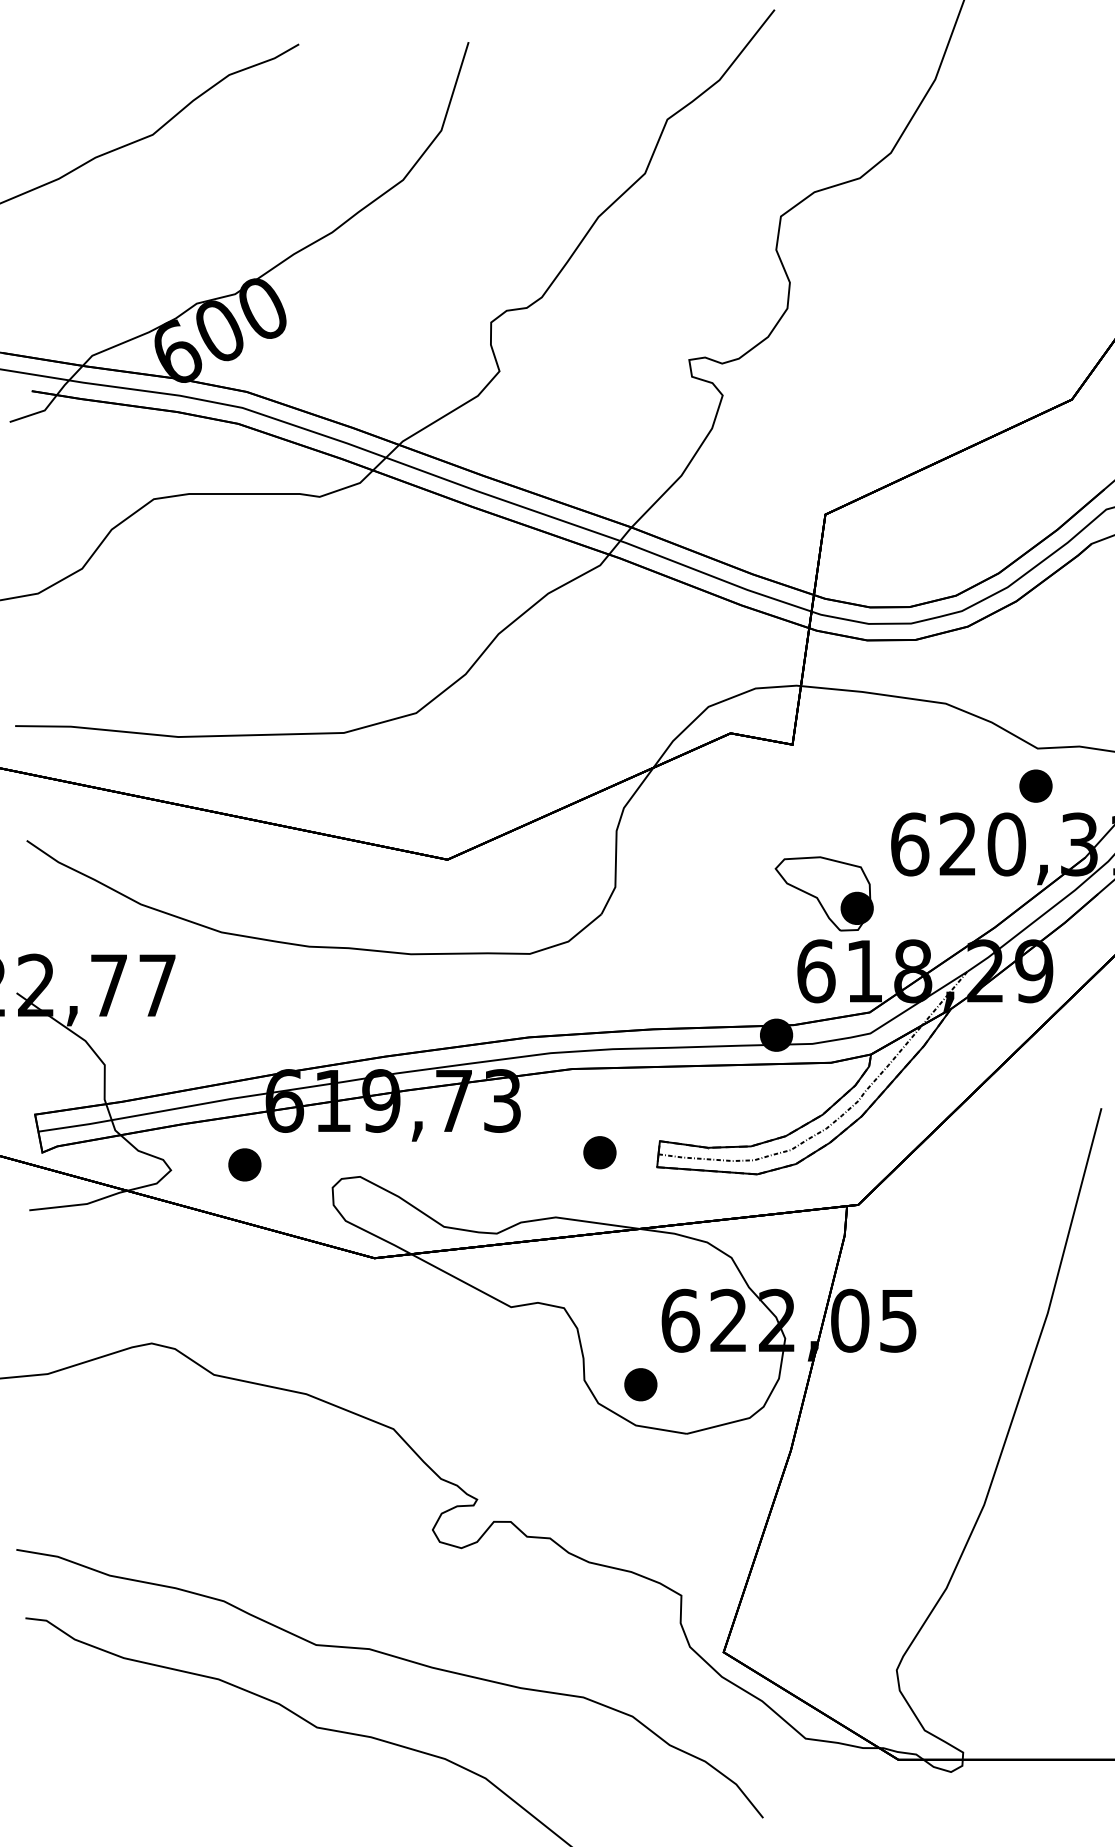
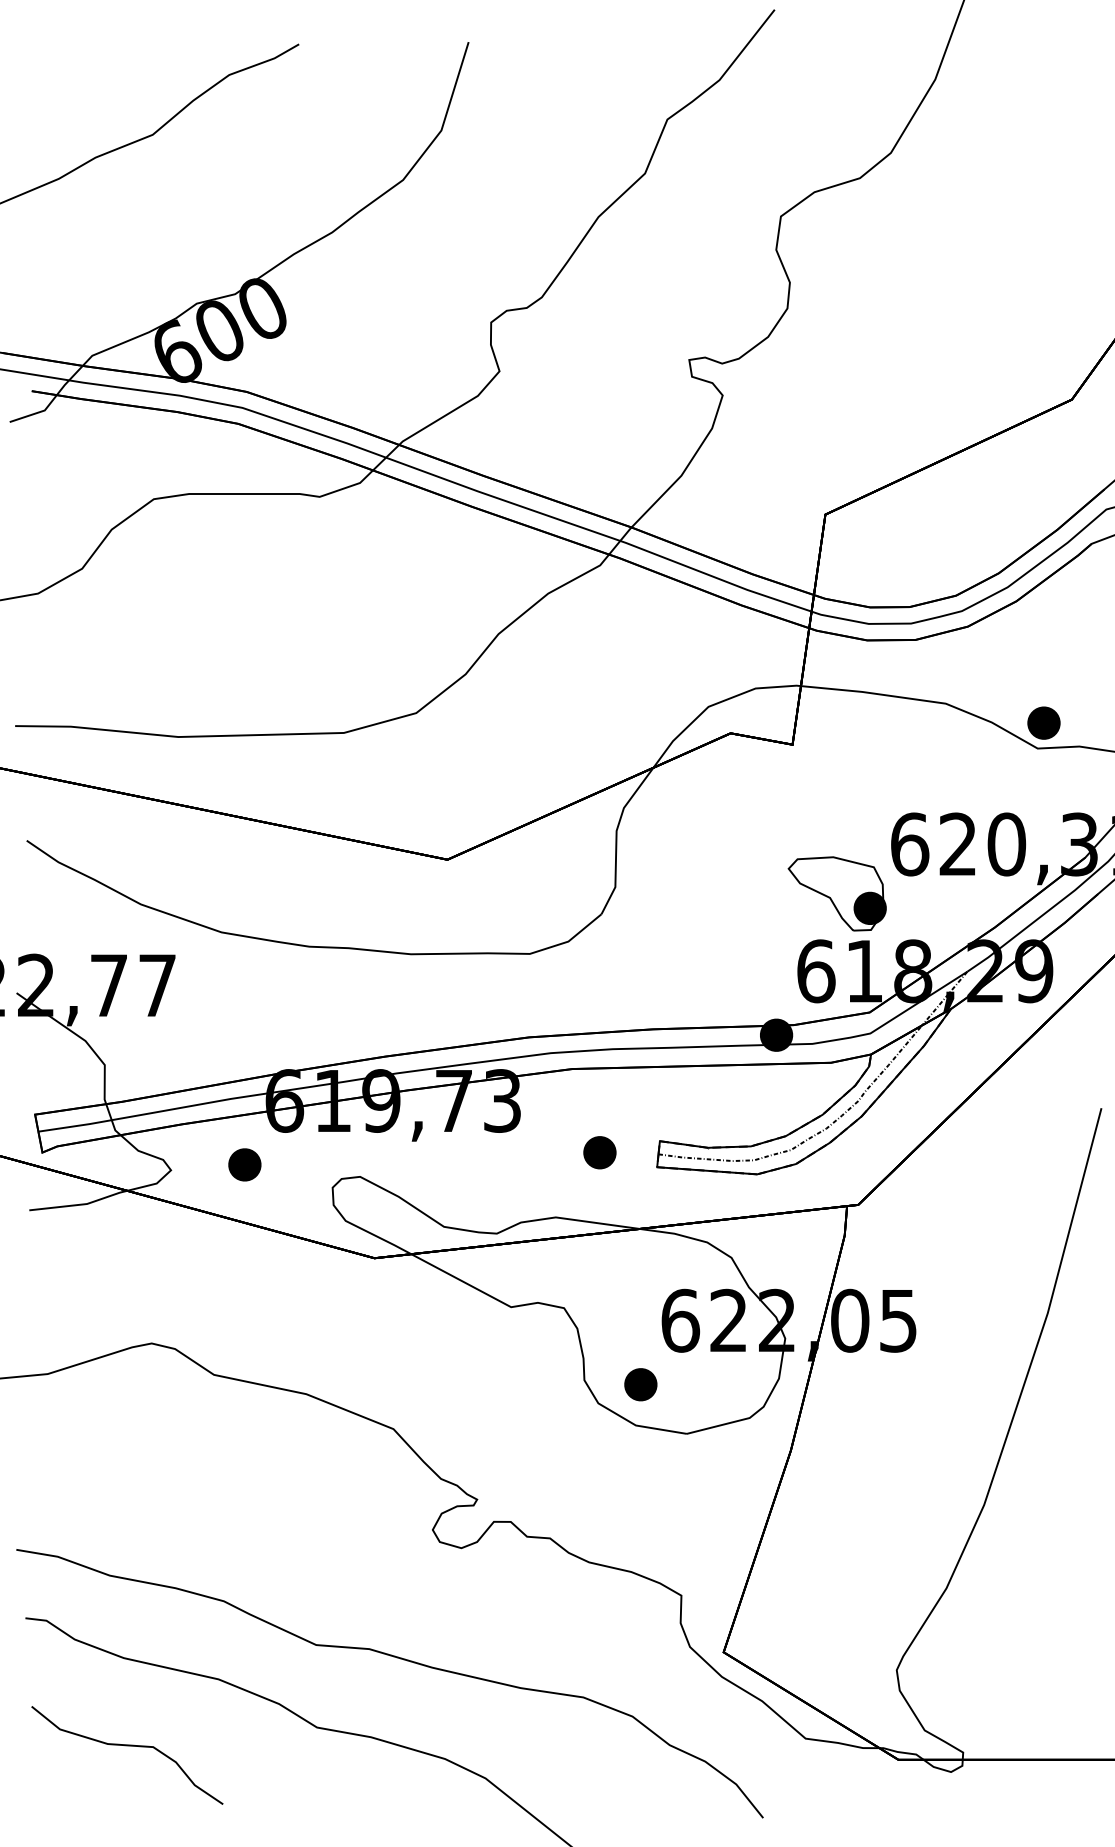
part position: (1035, 785) -> (1043, 722) (1043, 722)
part position: (823, 893) -> (836, 893) (836, 893)
curve: none -> present (127, 1746)
